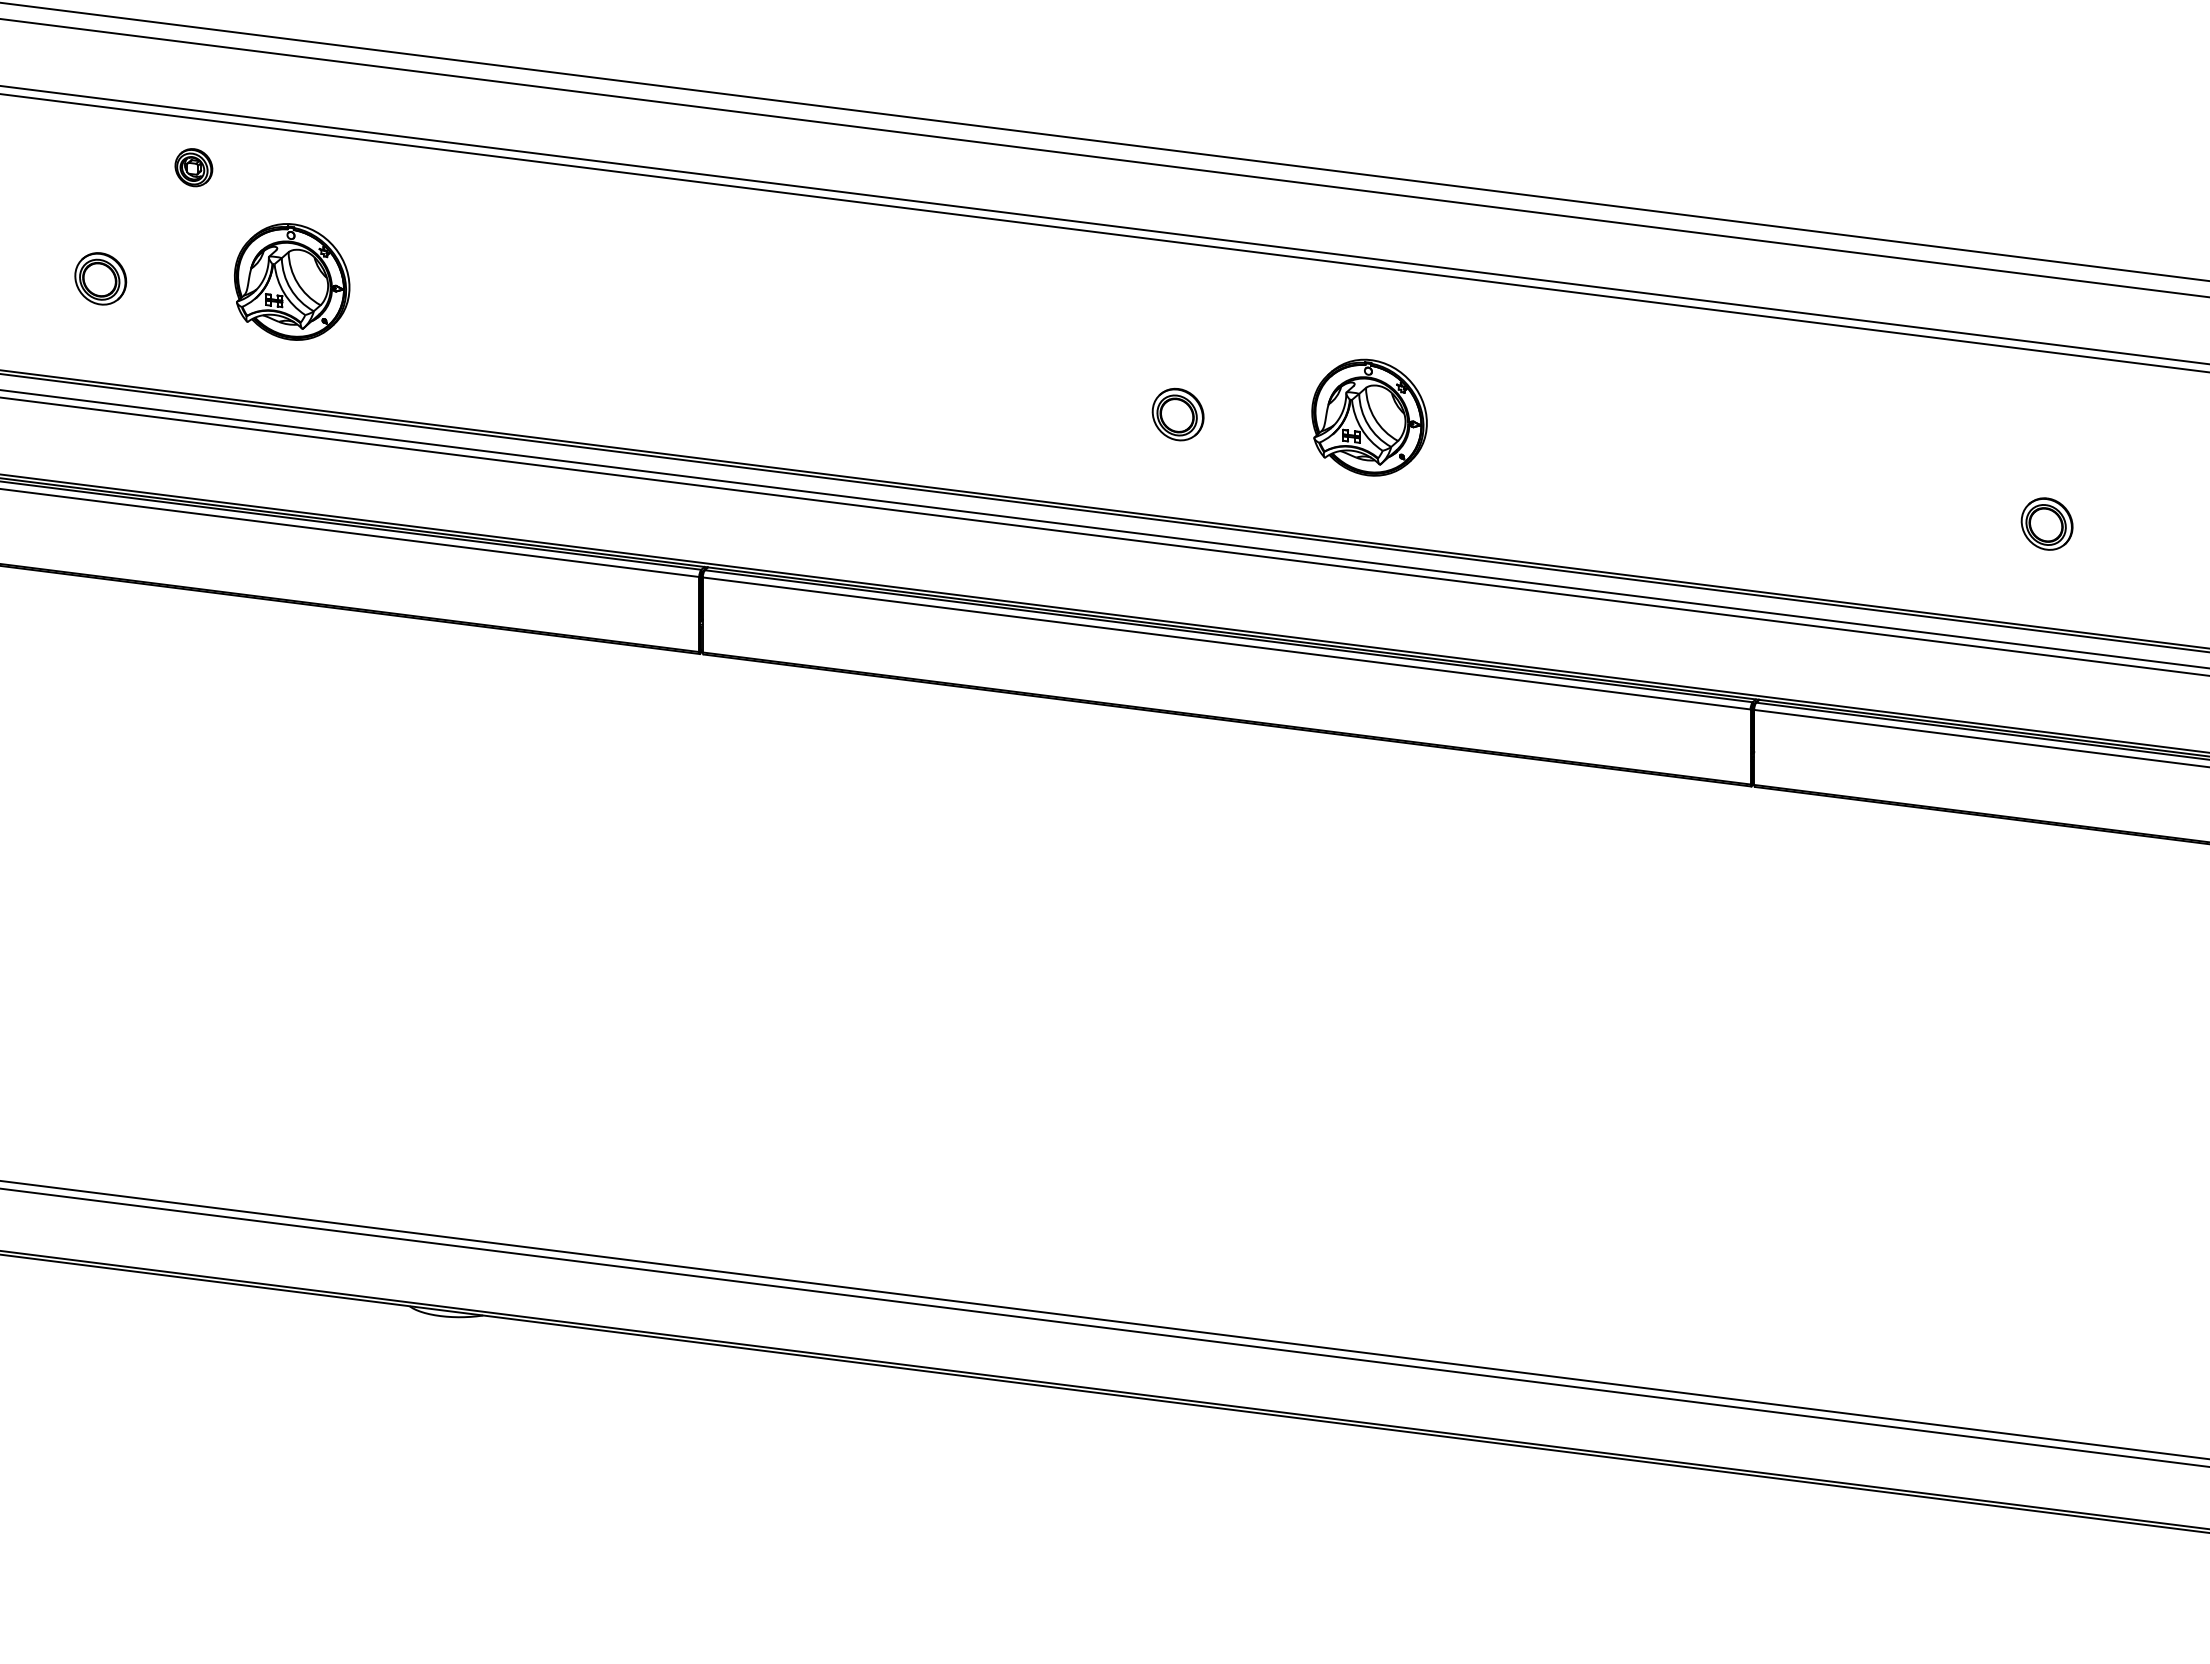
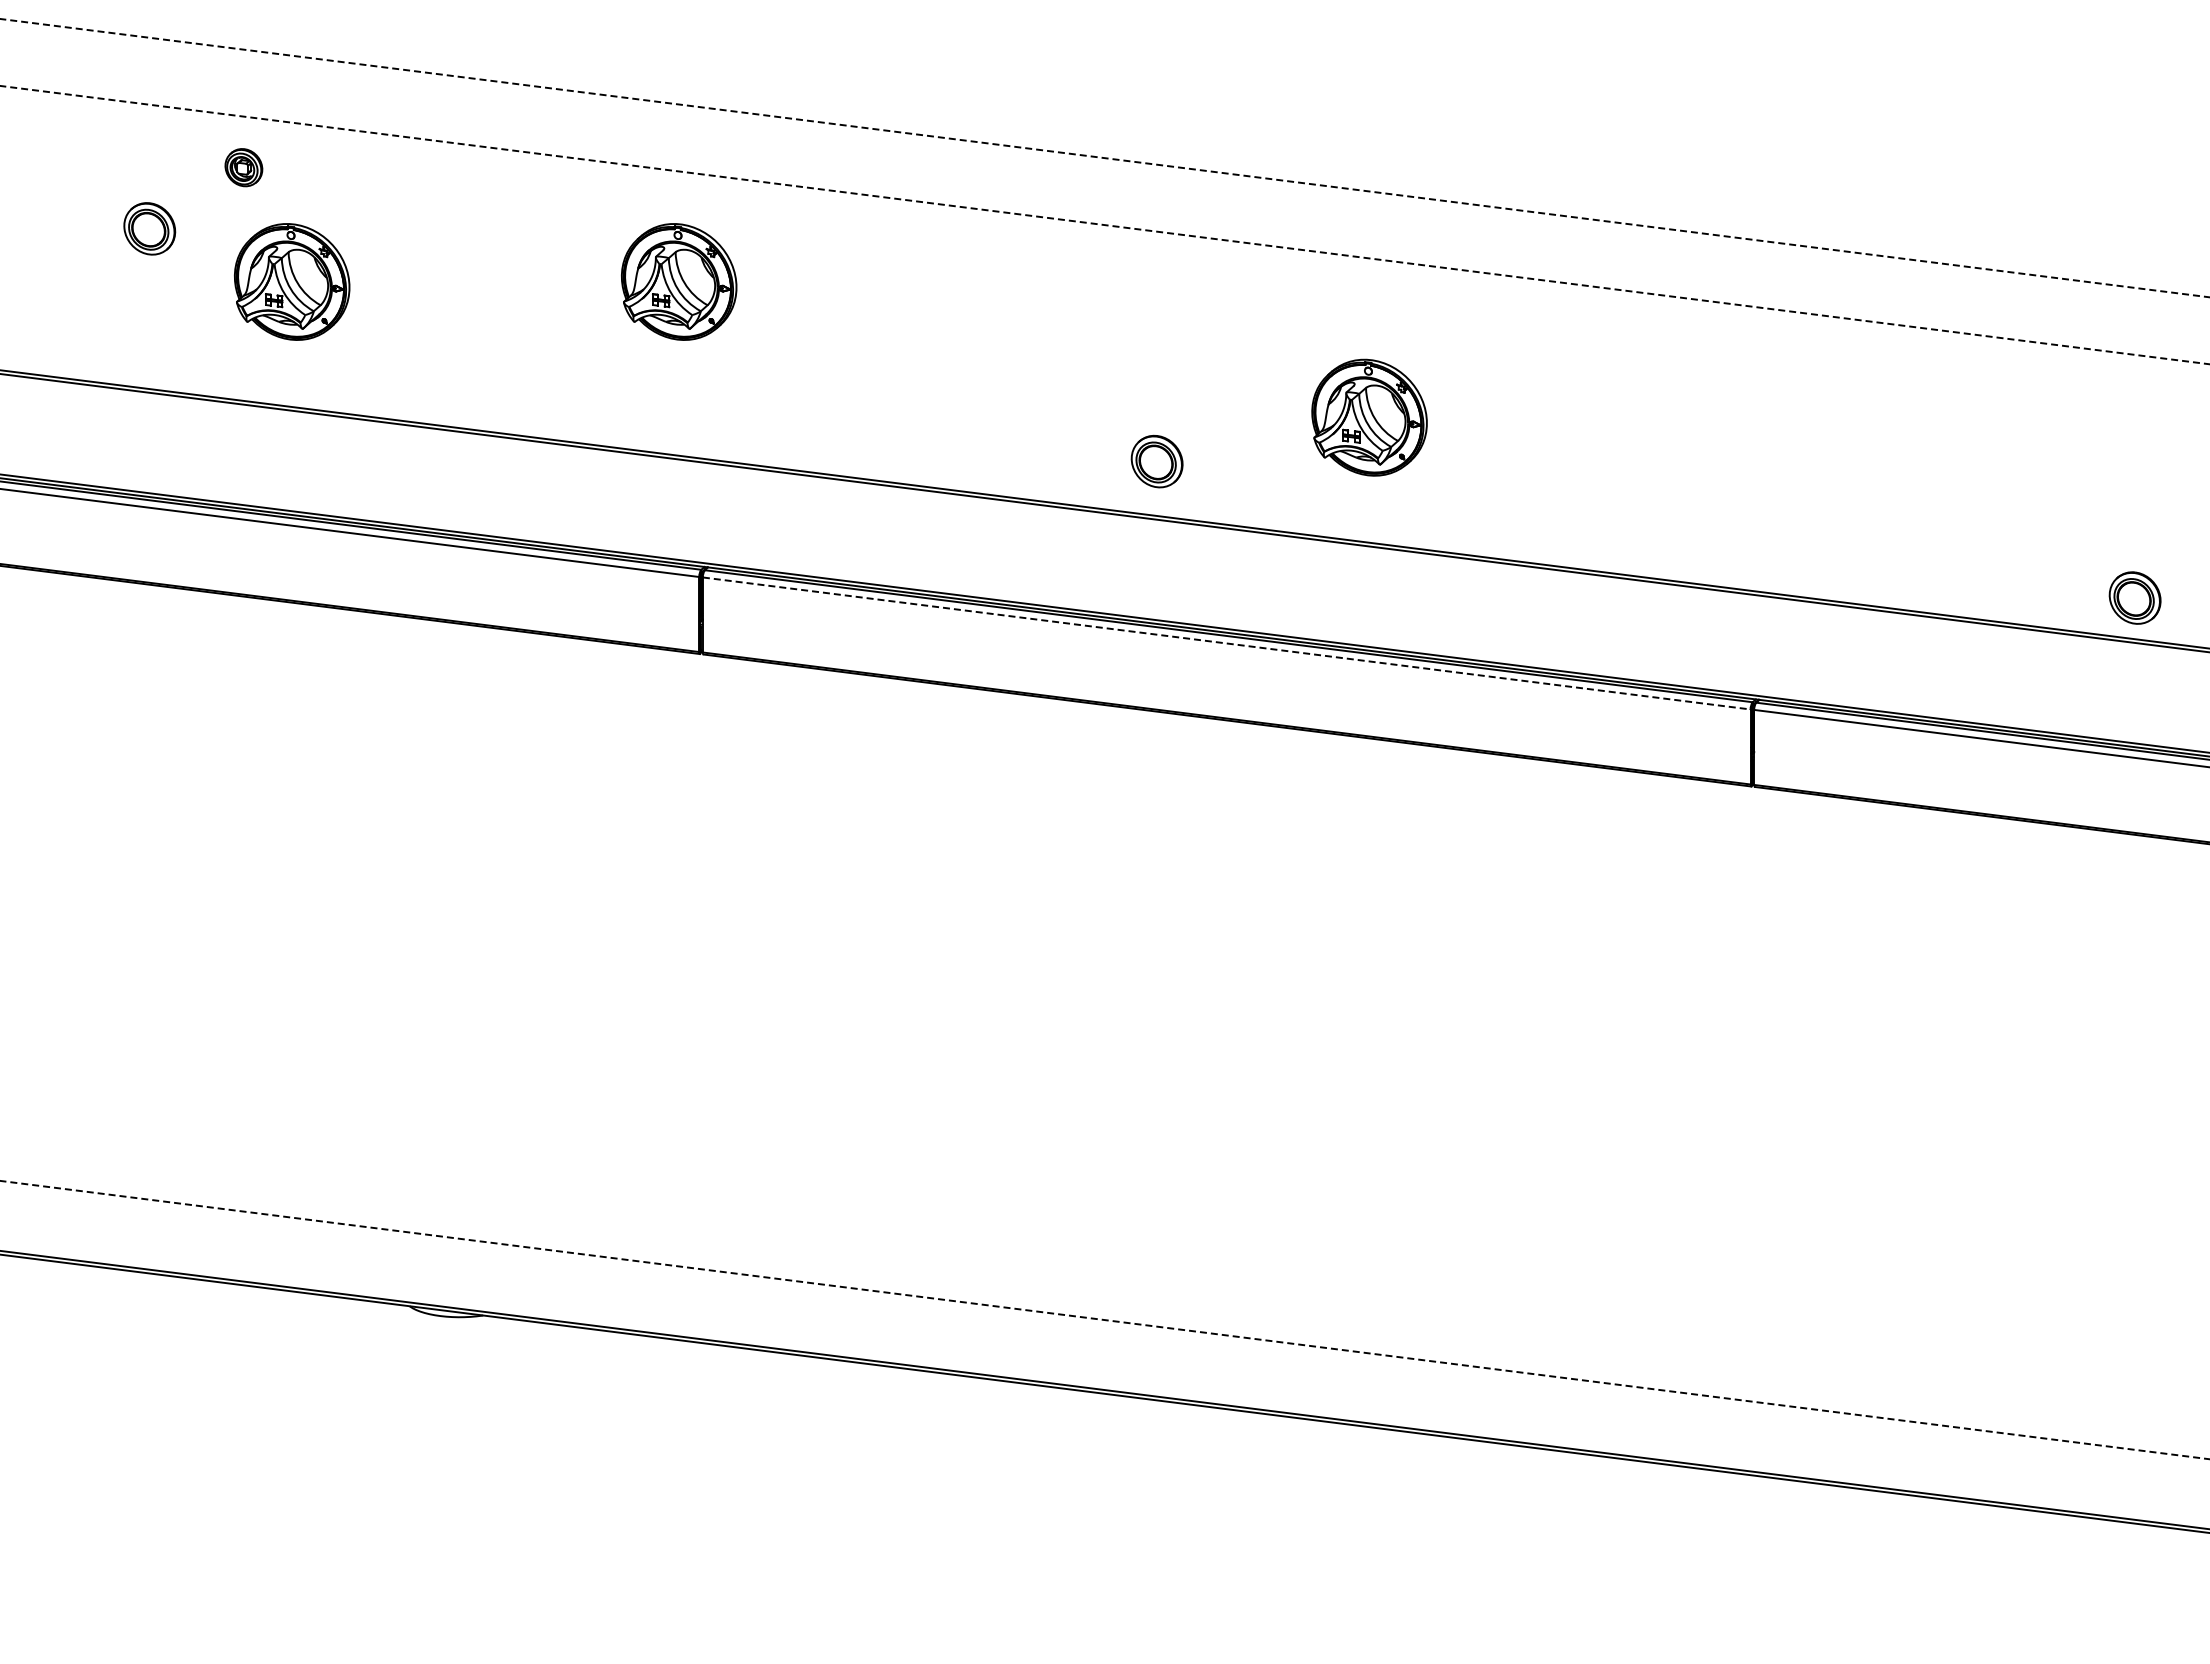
line: present -> none (1104, 141)
line: solid -> dashed (1105, 158)
part position: (193, 167) -> (243, 167) (243, 167)
line: solid -> dashed (1105, 225)
line: present -> none (1104, 233)
part position: (100, 278) -> (149, 228) (149, 228)
part: none -> present (679, 281)
part position: (1177, 414) -> (1156, 461) (1156, 461)
part position: (2046, 523) -> (2134, 597) (2134, 597)
line: present -> none (1104, 529)
line: present -> none (1104, 536)
line: solid -> dashed (1227, 643)
line: solid -> dashed (1105, 1320)
line: present -> none (1104, 1327)
